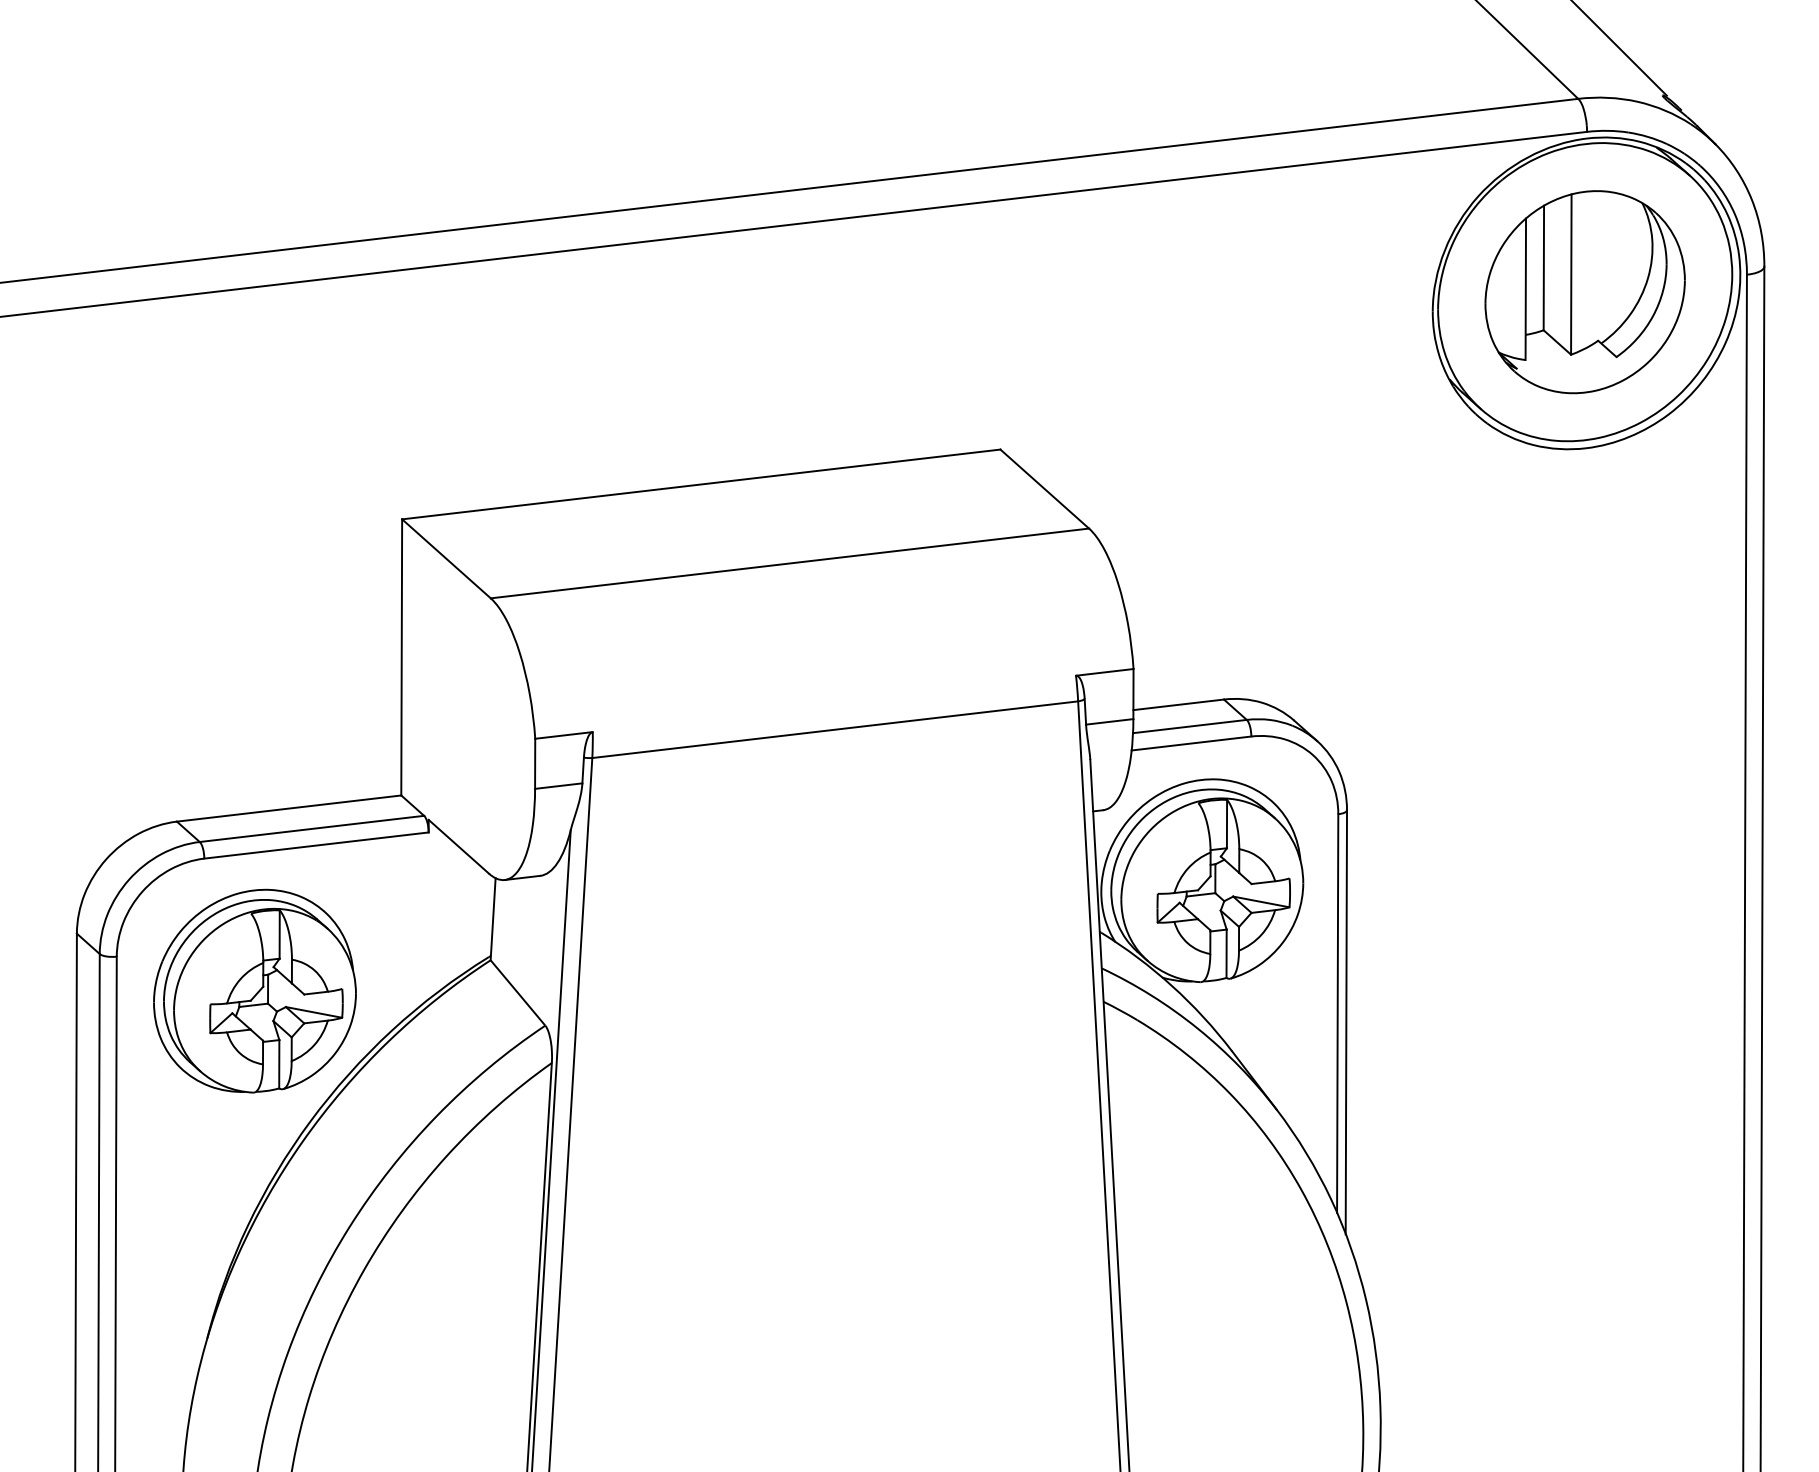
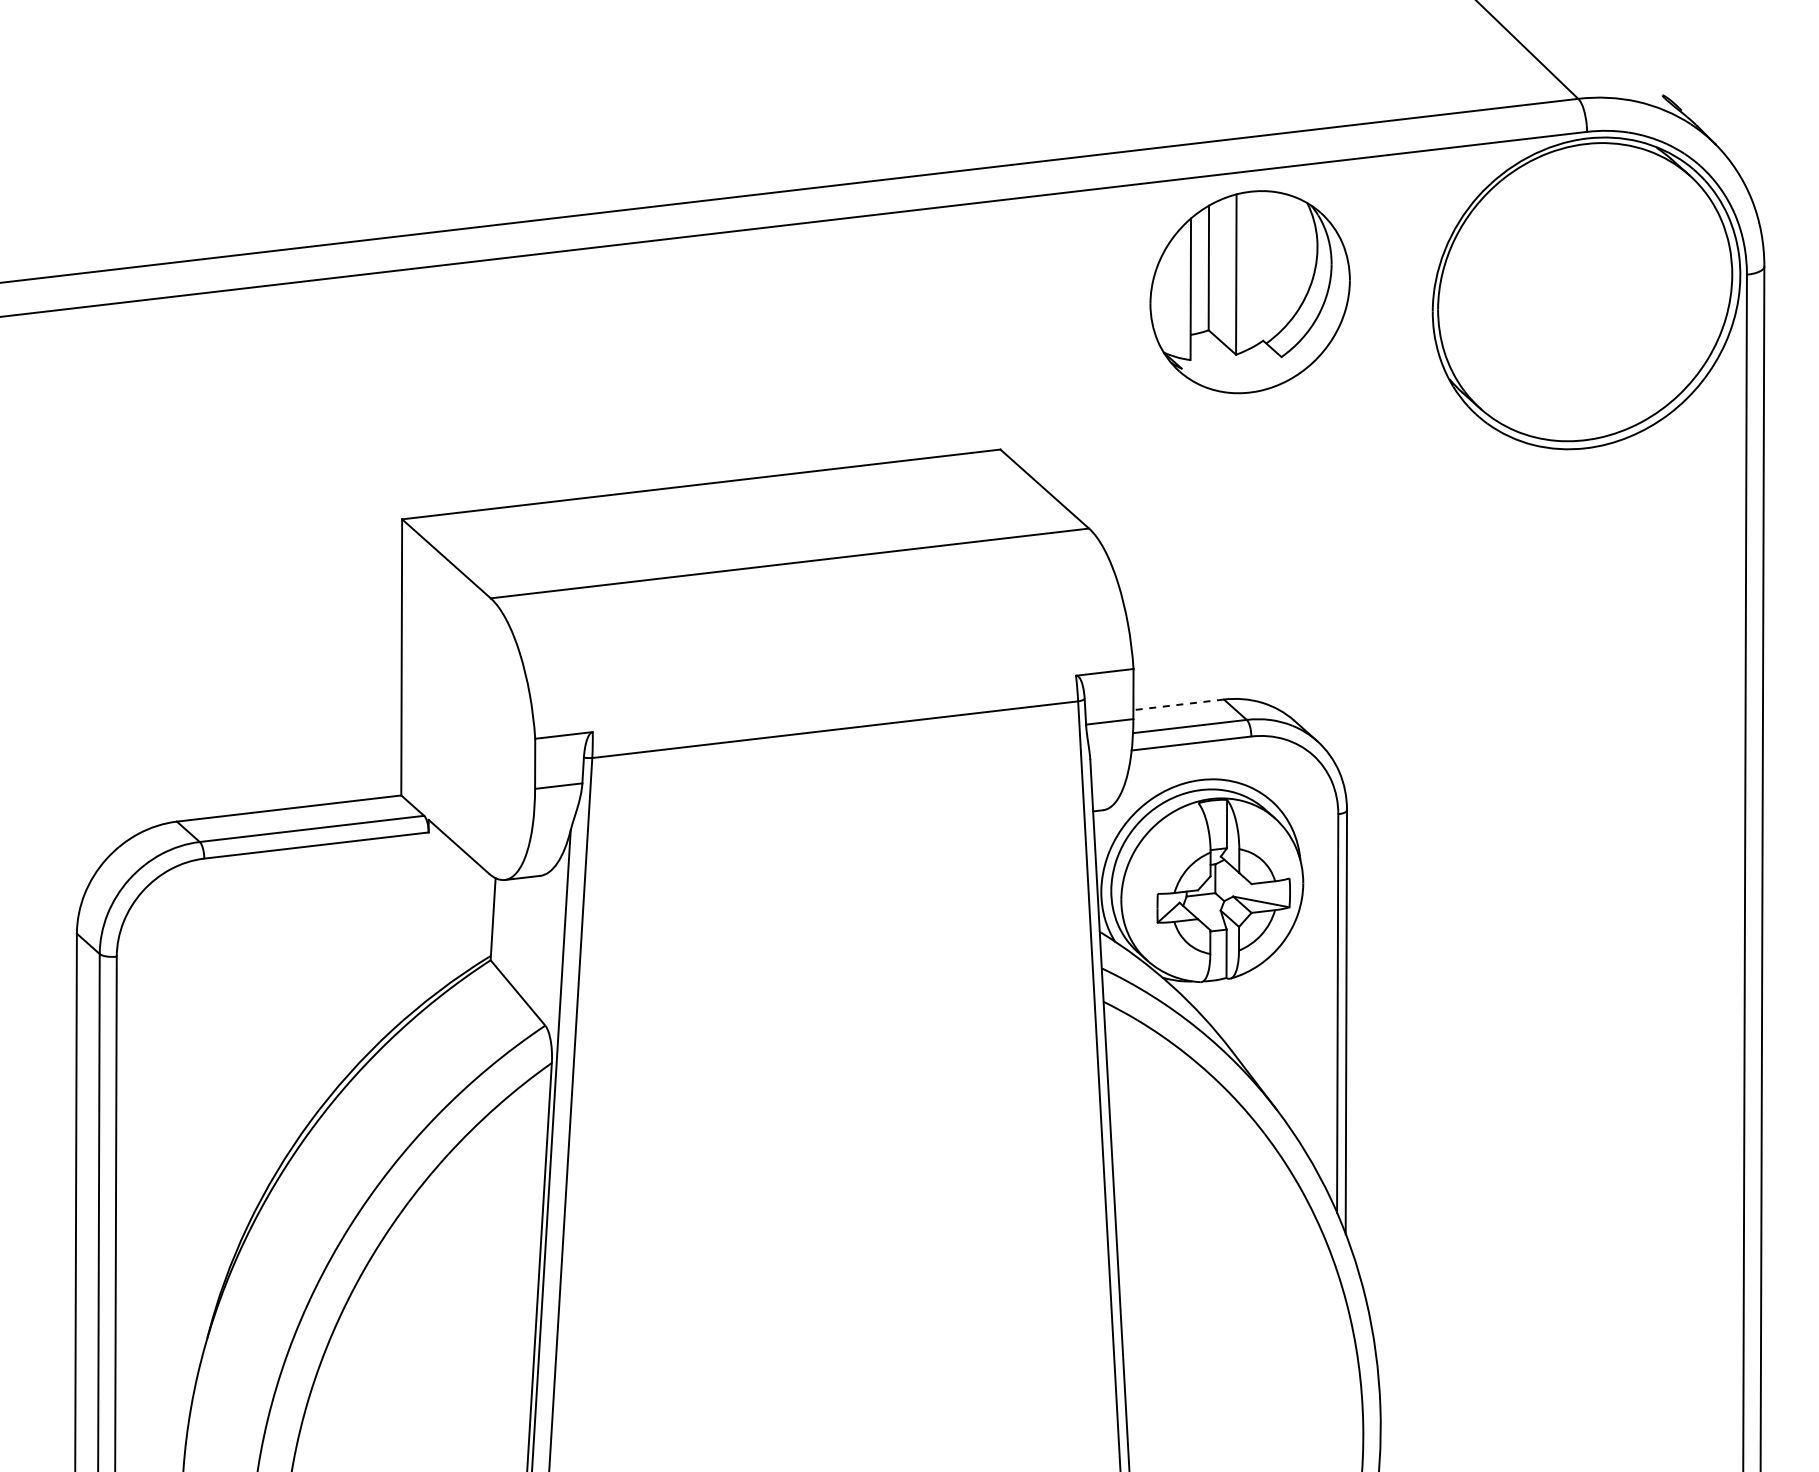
line: present -> none (1619, 48)
part position: (1584, 292) -> (1249, 292) (1249, 292)
line: solid -> dashed (1178, 704)
part: present -> none (254, 990)
